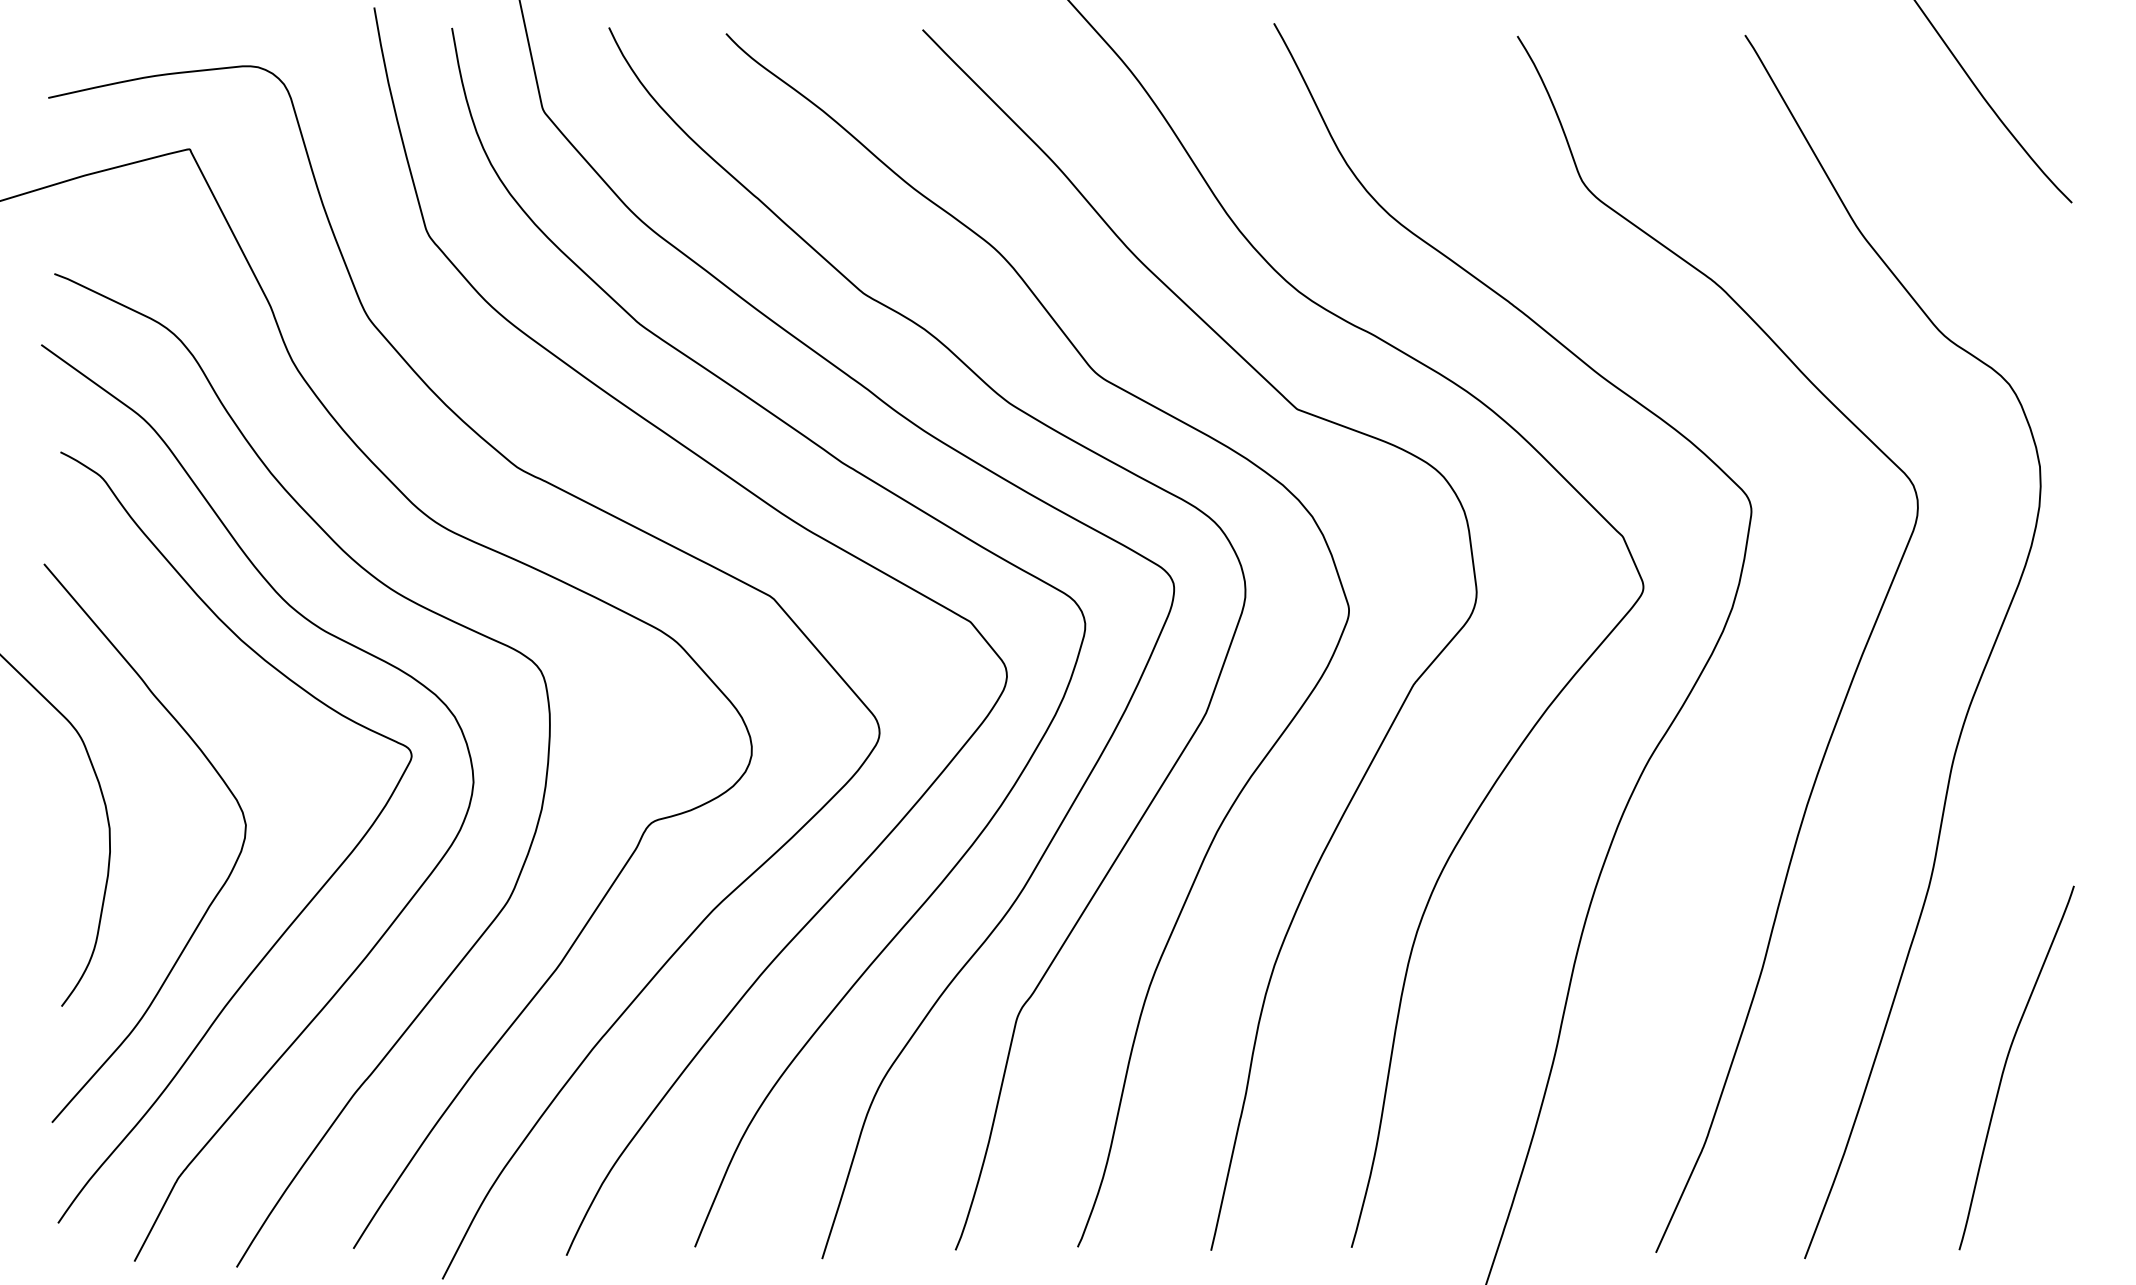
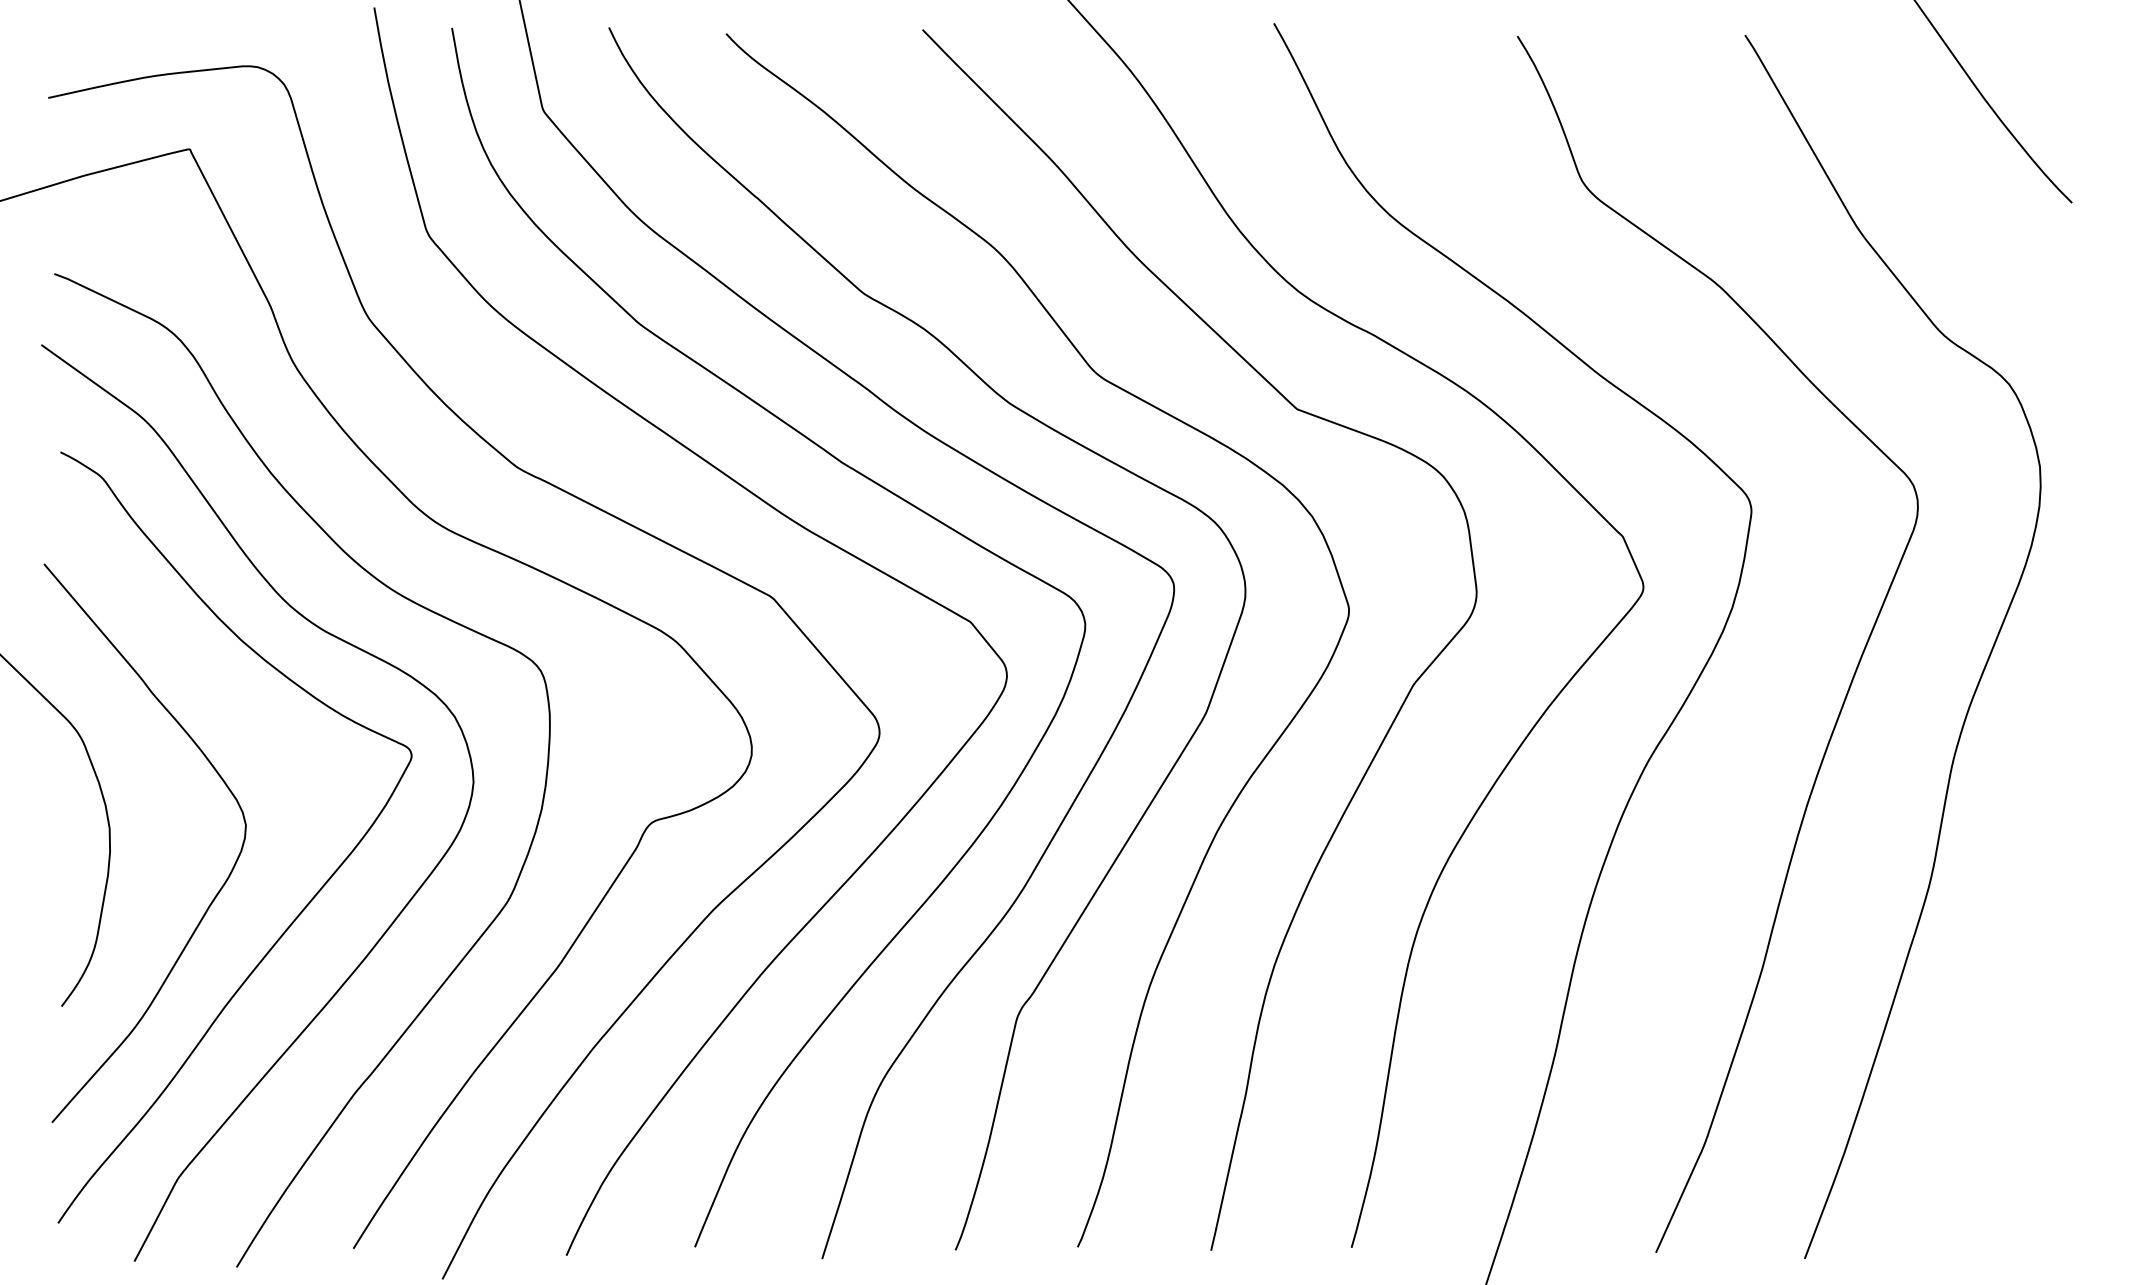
curve: present -> none (2006, 1064)
